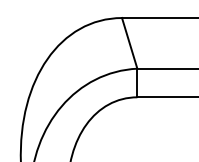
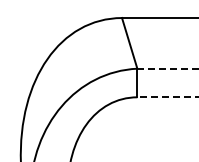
line: solid -> dashed (168, 68)
line: solid -> dashed (167, 97)
